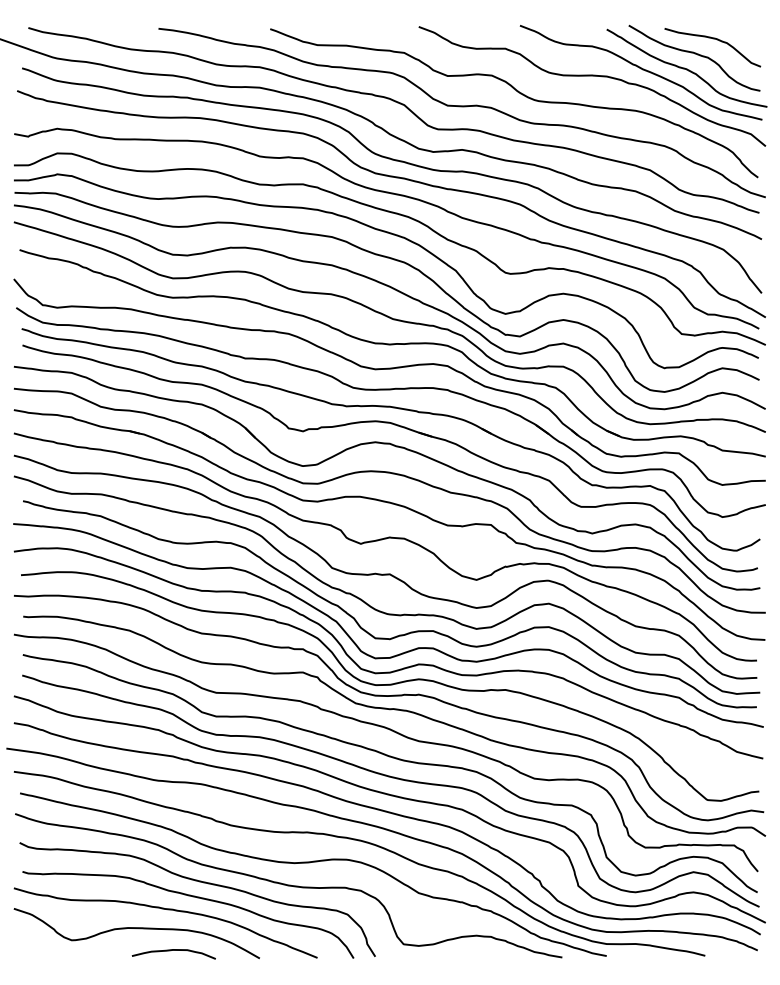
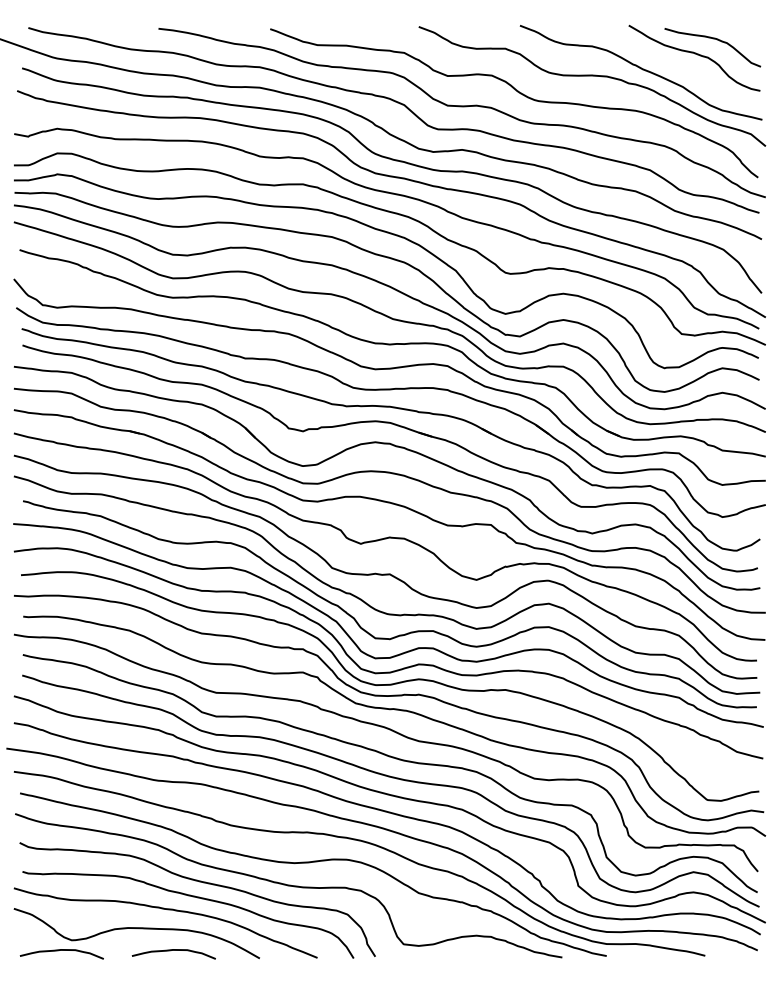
curve: present -> none (686, 68)
curve: none -> present (61, 950)
